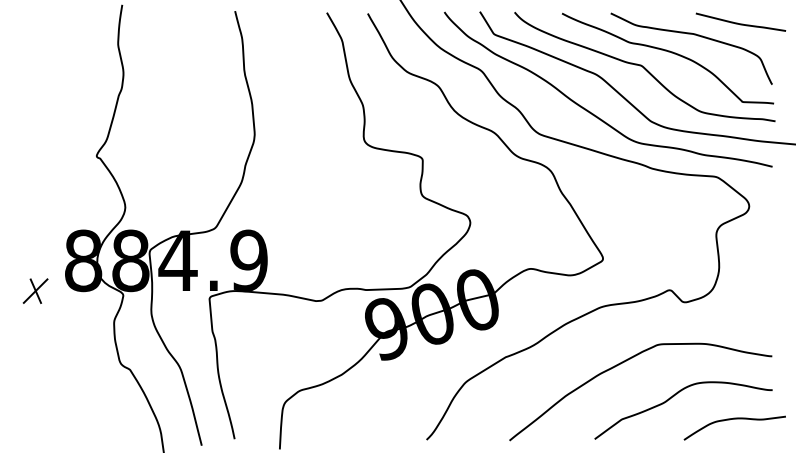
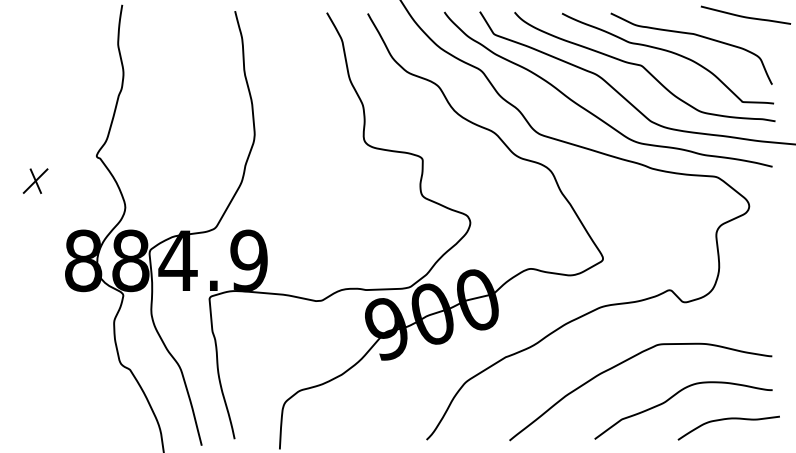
curve position: (740, 23) -> (745, 16) (745, 16)
part position: (35, 290) -> (35, 180) (35, 180)
curve position: (734, 419) -> (728, 419) (728, 419)
